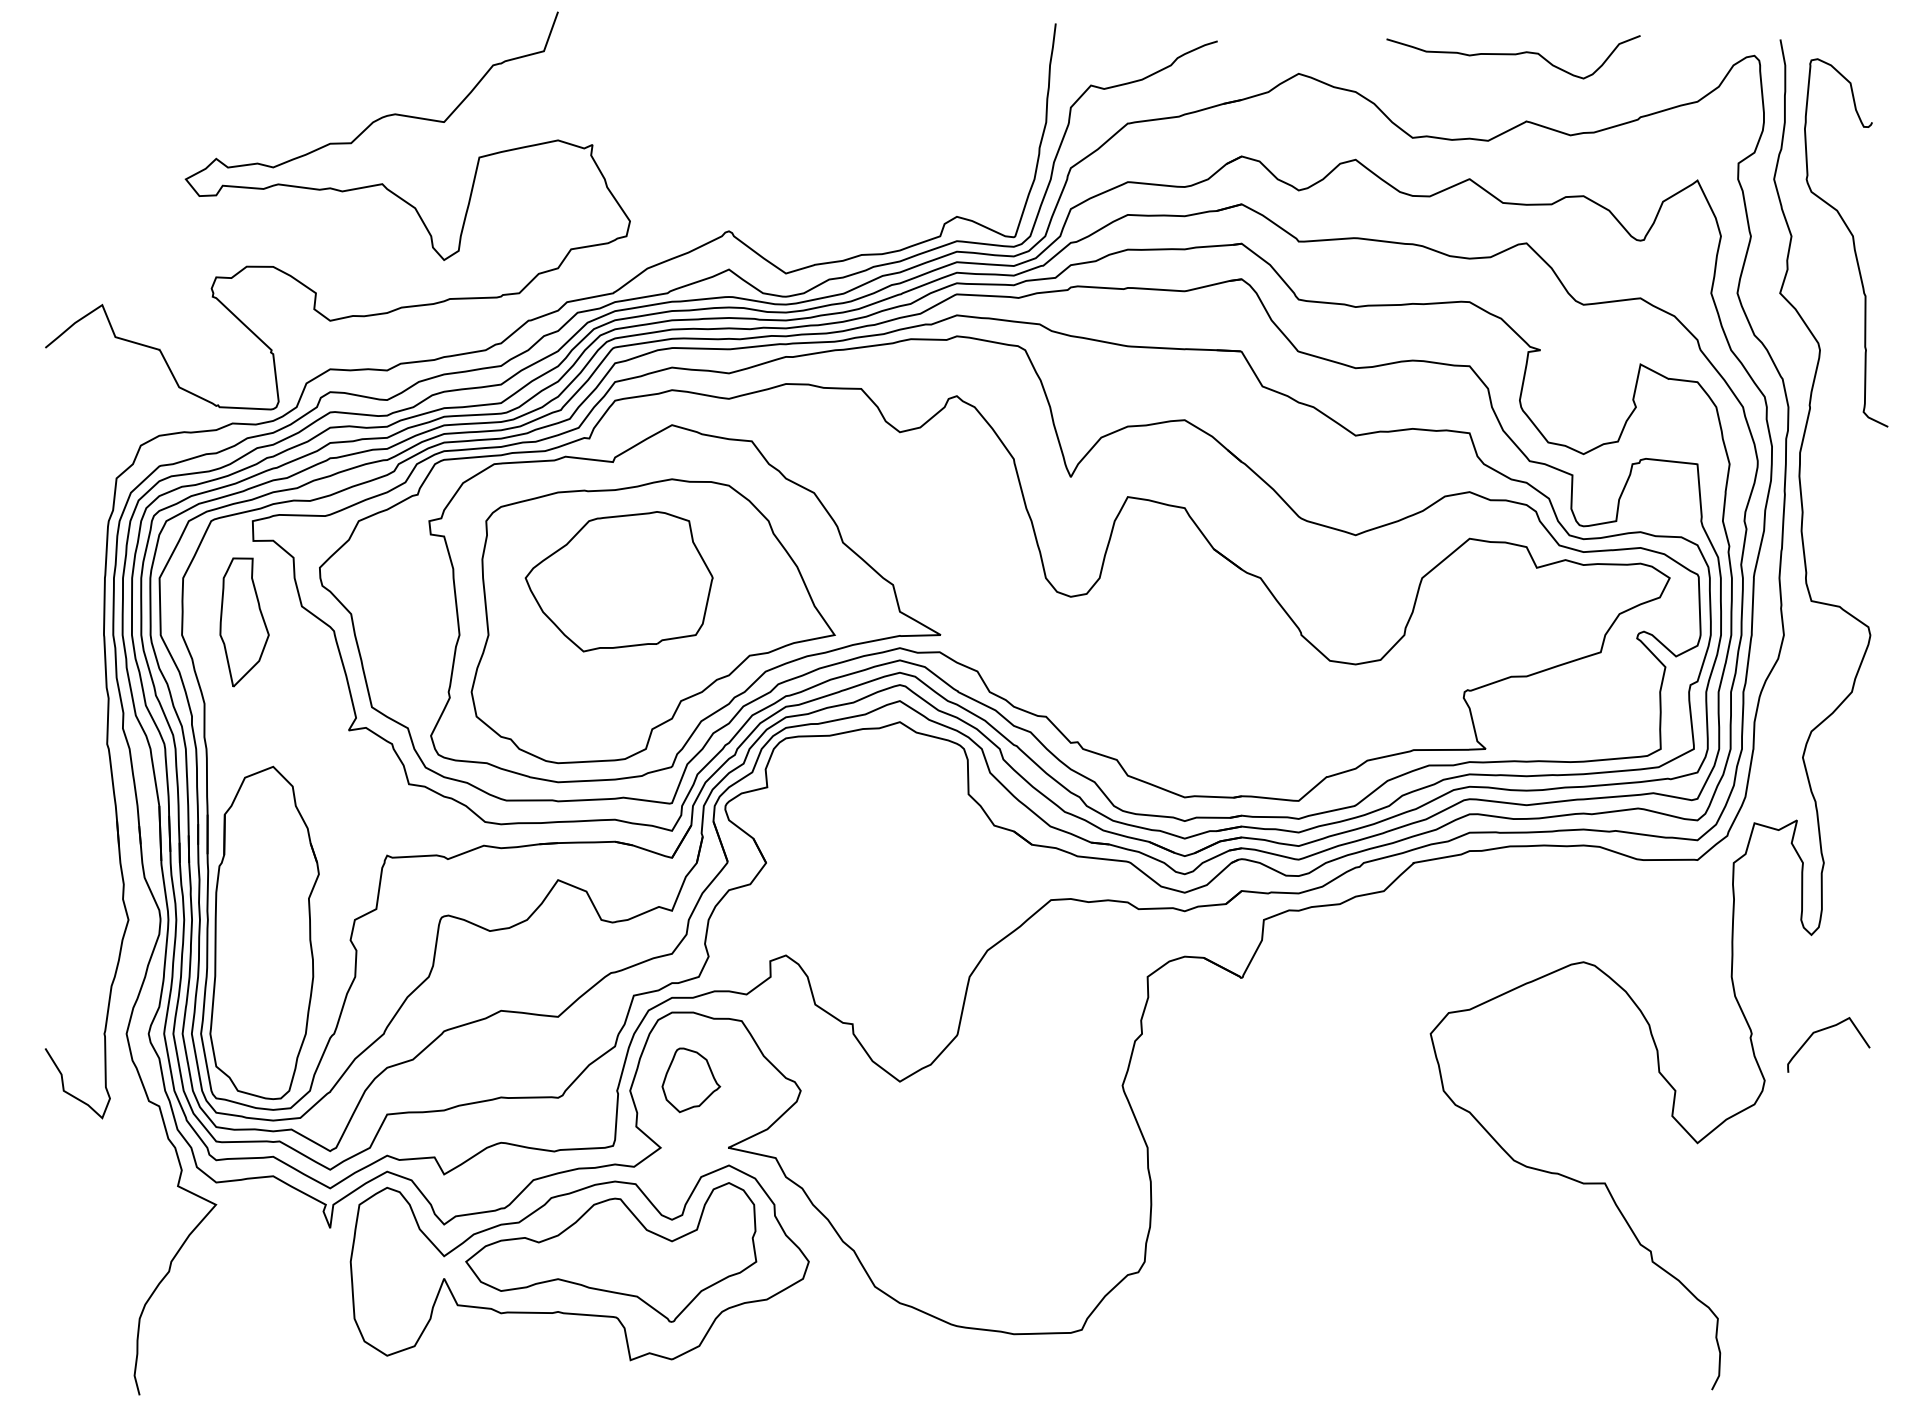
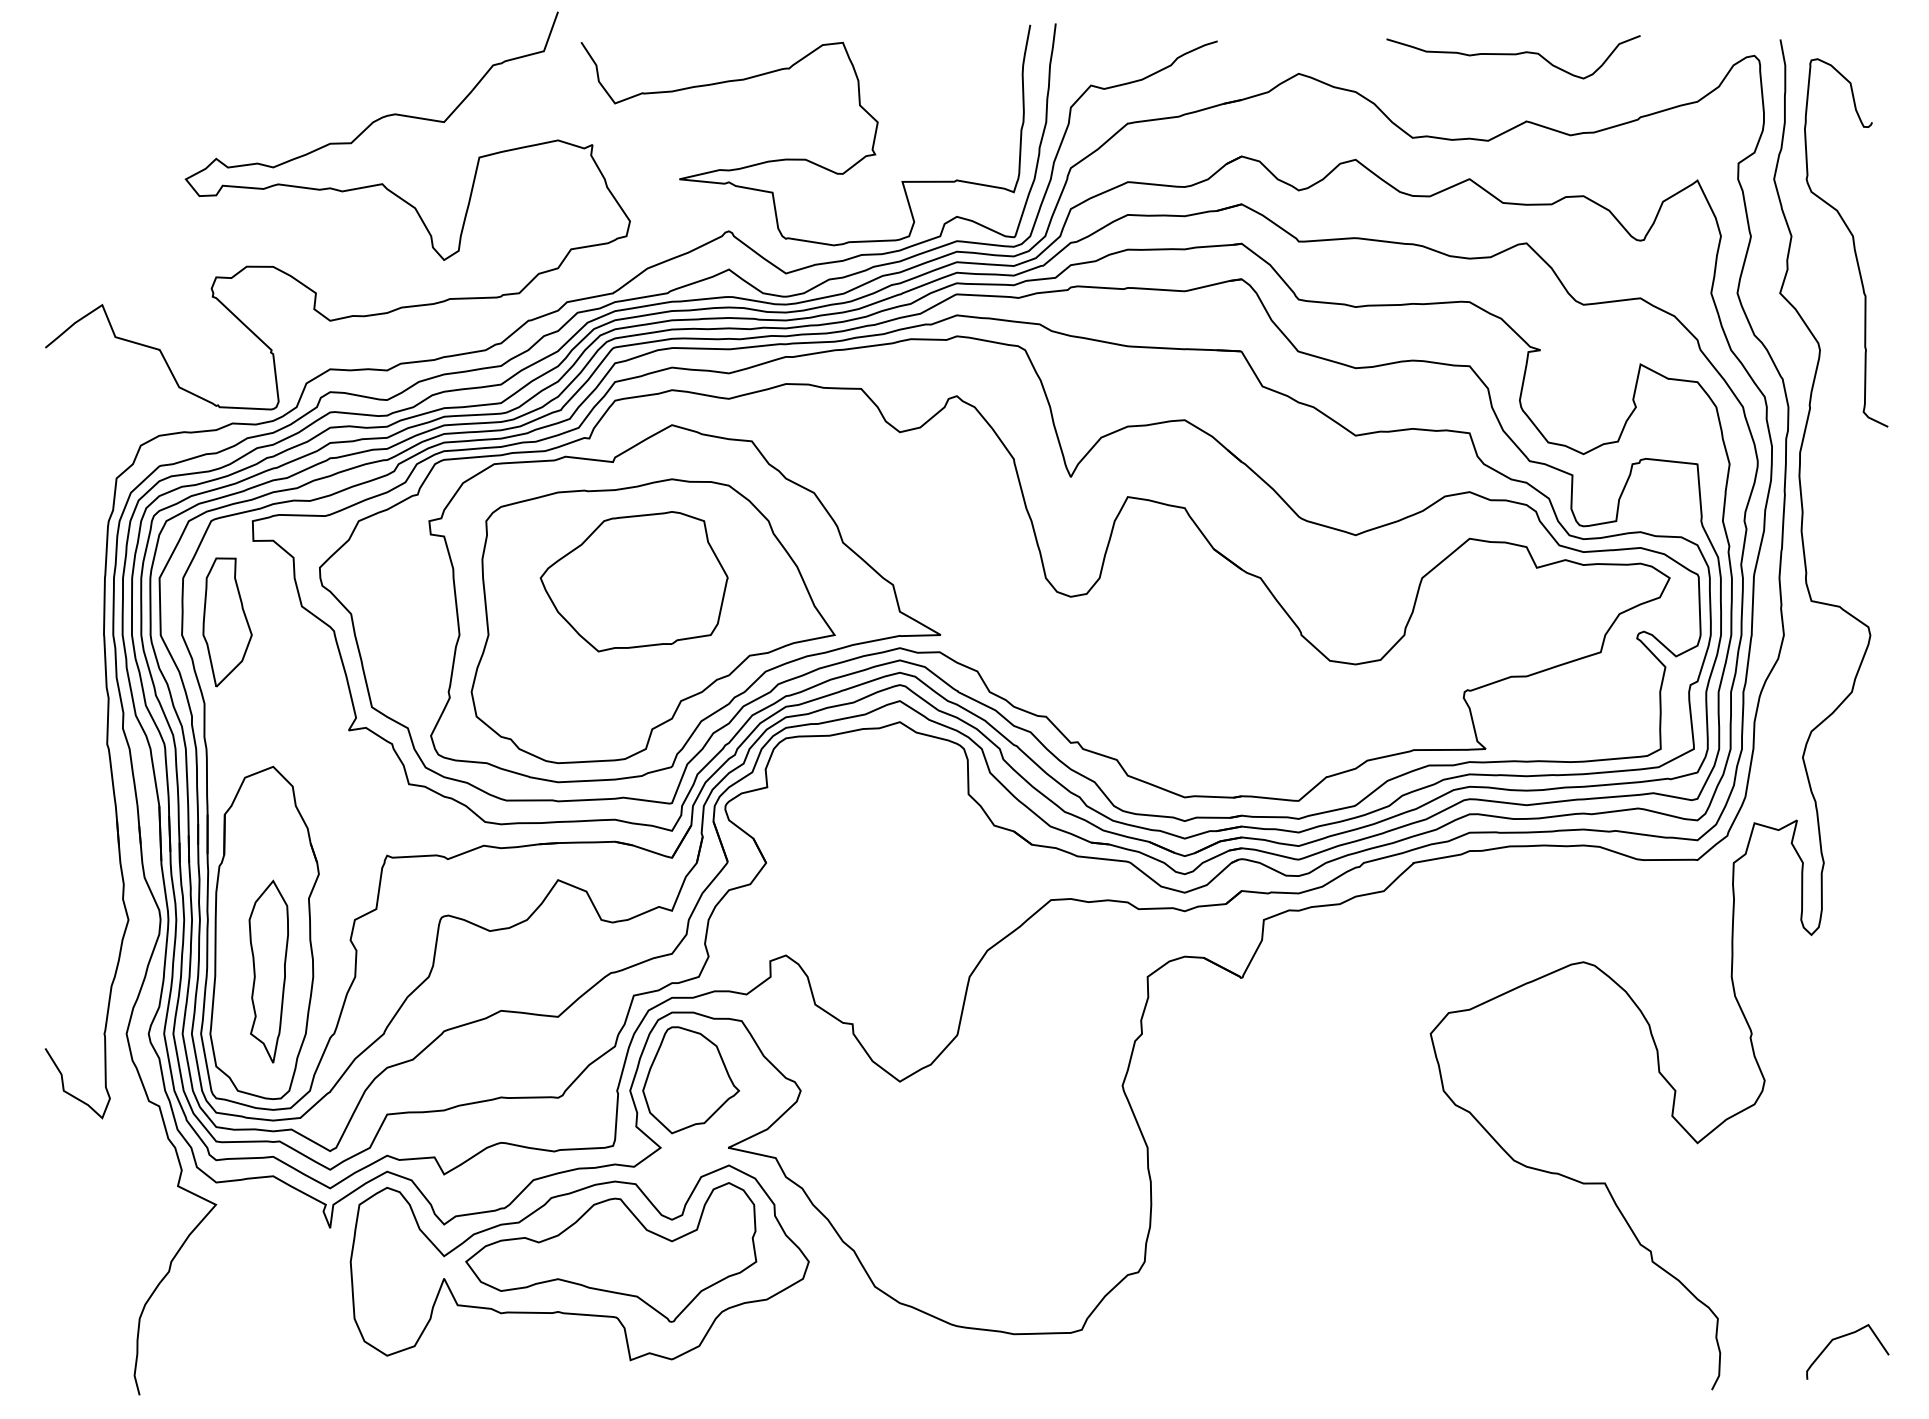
curve: none -> present (805, 158)
part position: (618, 581) -> (633, 581) (633, 581)
part position: (244, 622) -> (227, 622) (227, 622)
part: none -> present (268, 971)
curve position: (1823, 1030) -> (1842, 1337) (1842, 1337)
part size: 61x67 px -> 99x109 px (691, 1080)
